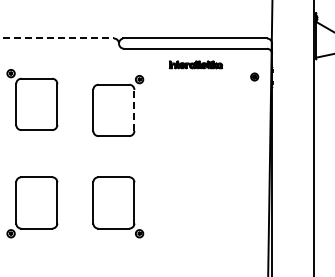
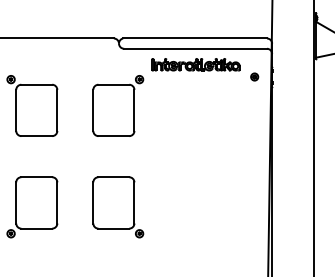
line: dashed -> solid (57, 38)
part size: 56x10 px -> 90x14 px (195, 64)
part position: (32, 99) -> (32, 105) (32, 105)
line: dashed -> solid (134, 110)
